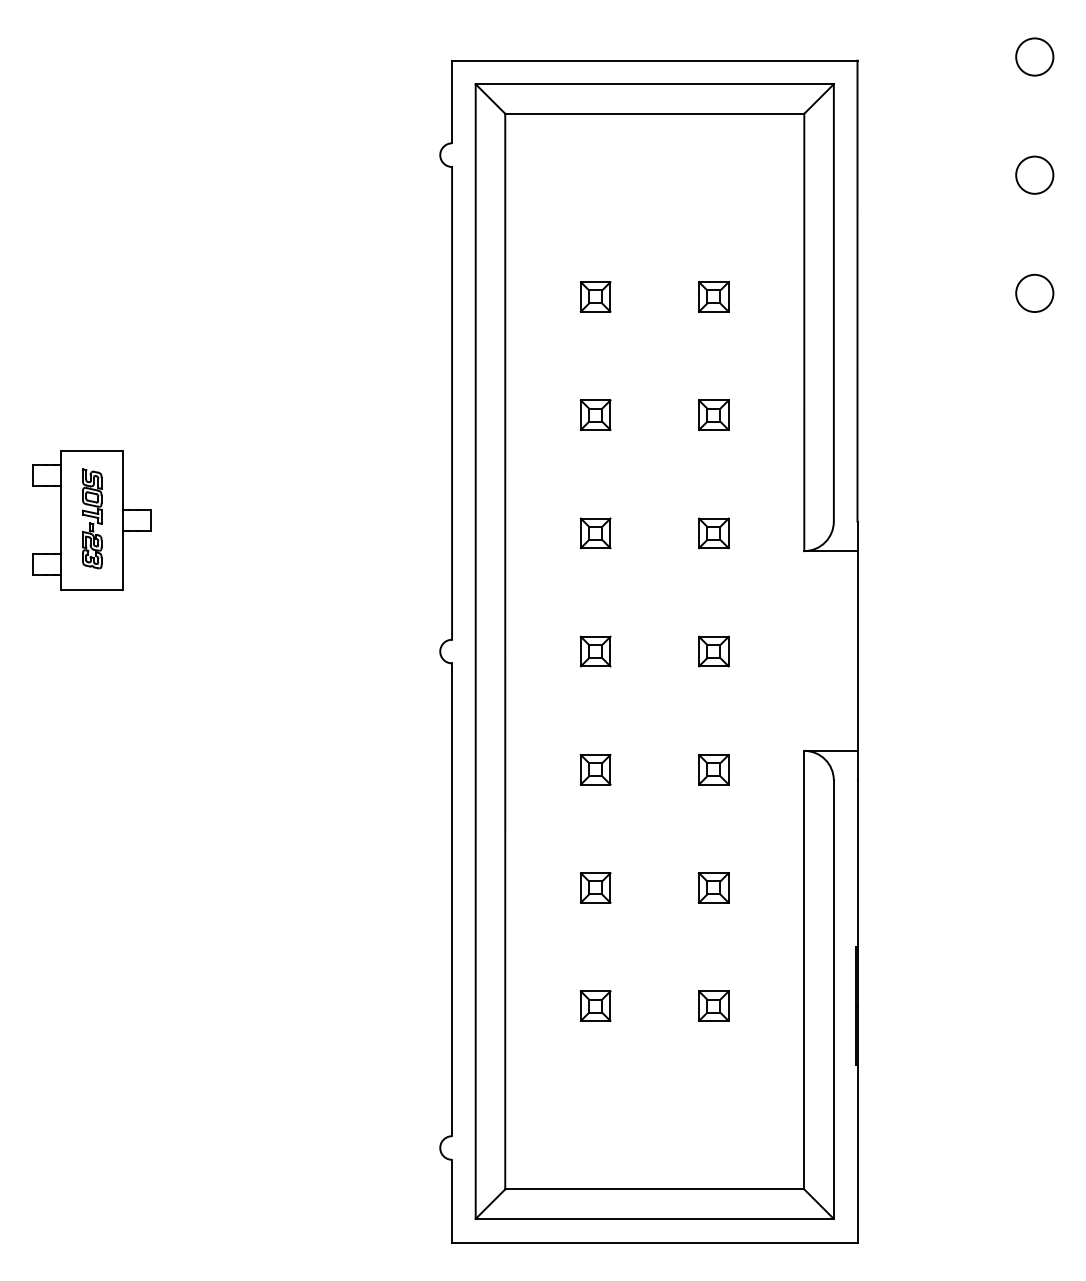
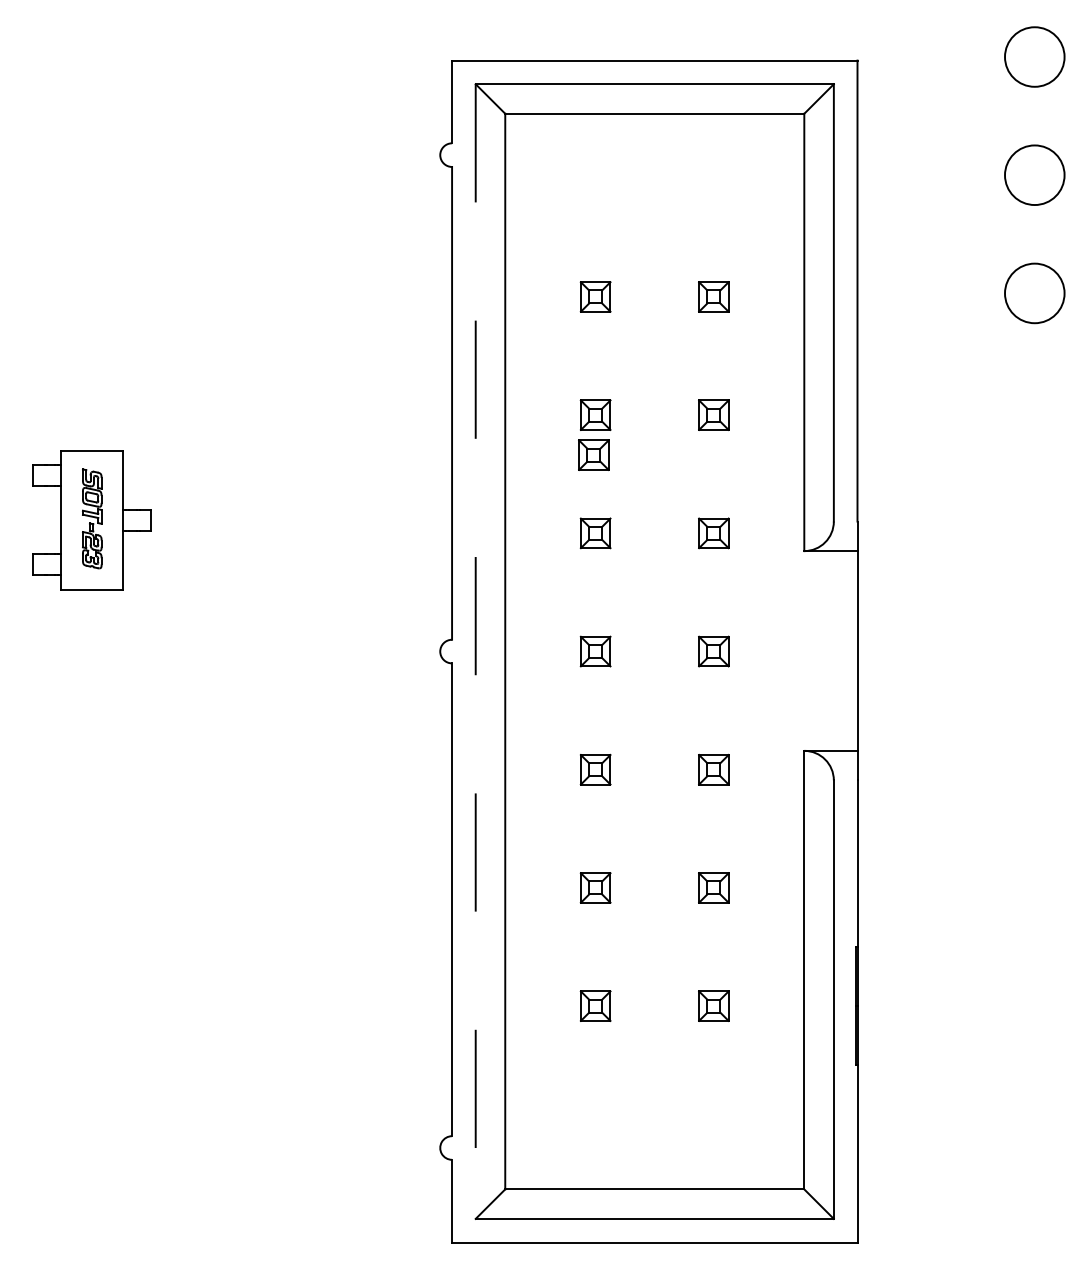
circle diameter: 37 px -> 60 px (1034, 56)
circle diameter: 37 px -> 60 px (1034, 175)
circle diameter: 37 px -> 60 px (1034, 293)
part: none -> present (593, 454)
line: solid -> dashed (475, 652)
